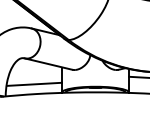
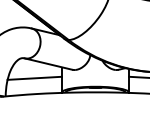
line position: (34, 83) -> (34, 77) (34, 77)
